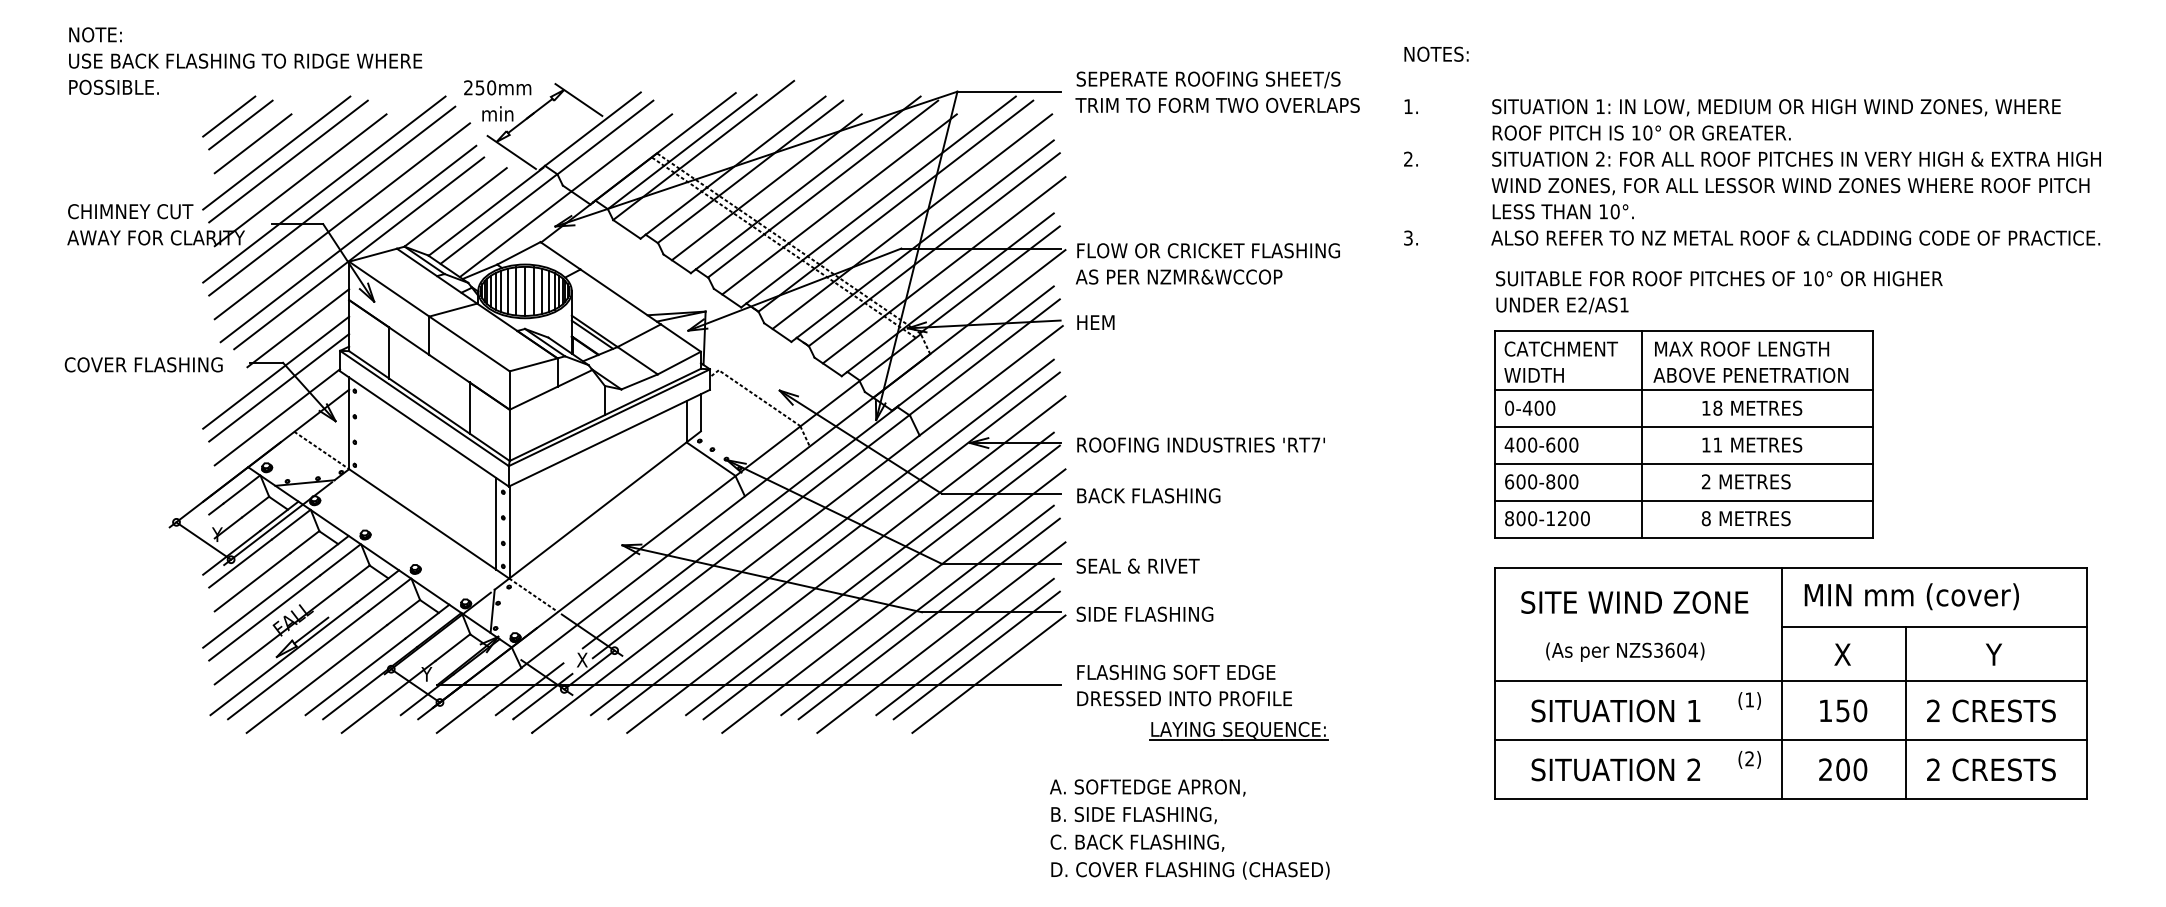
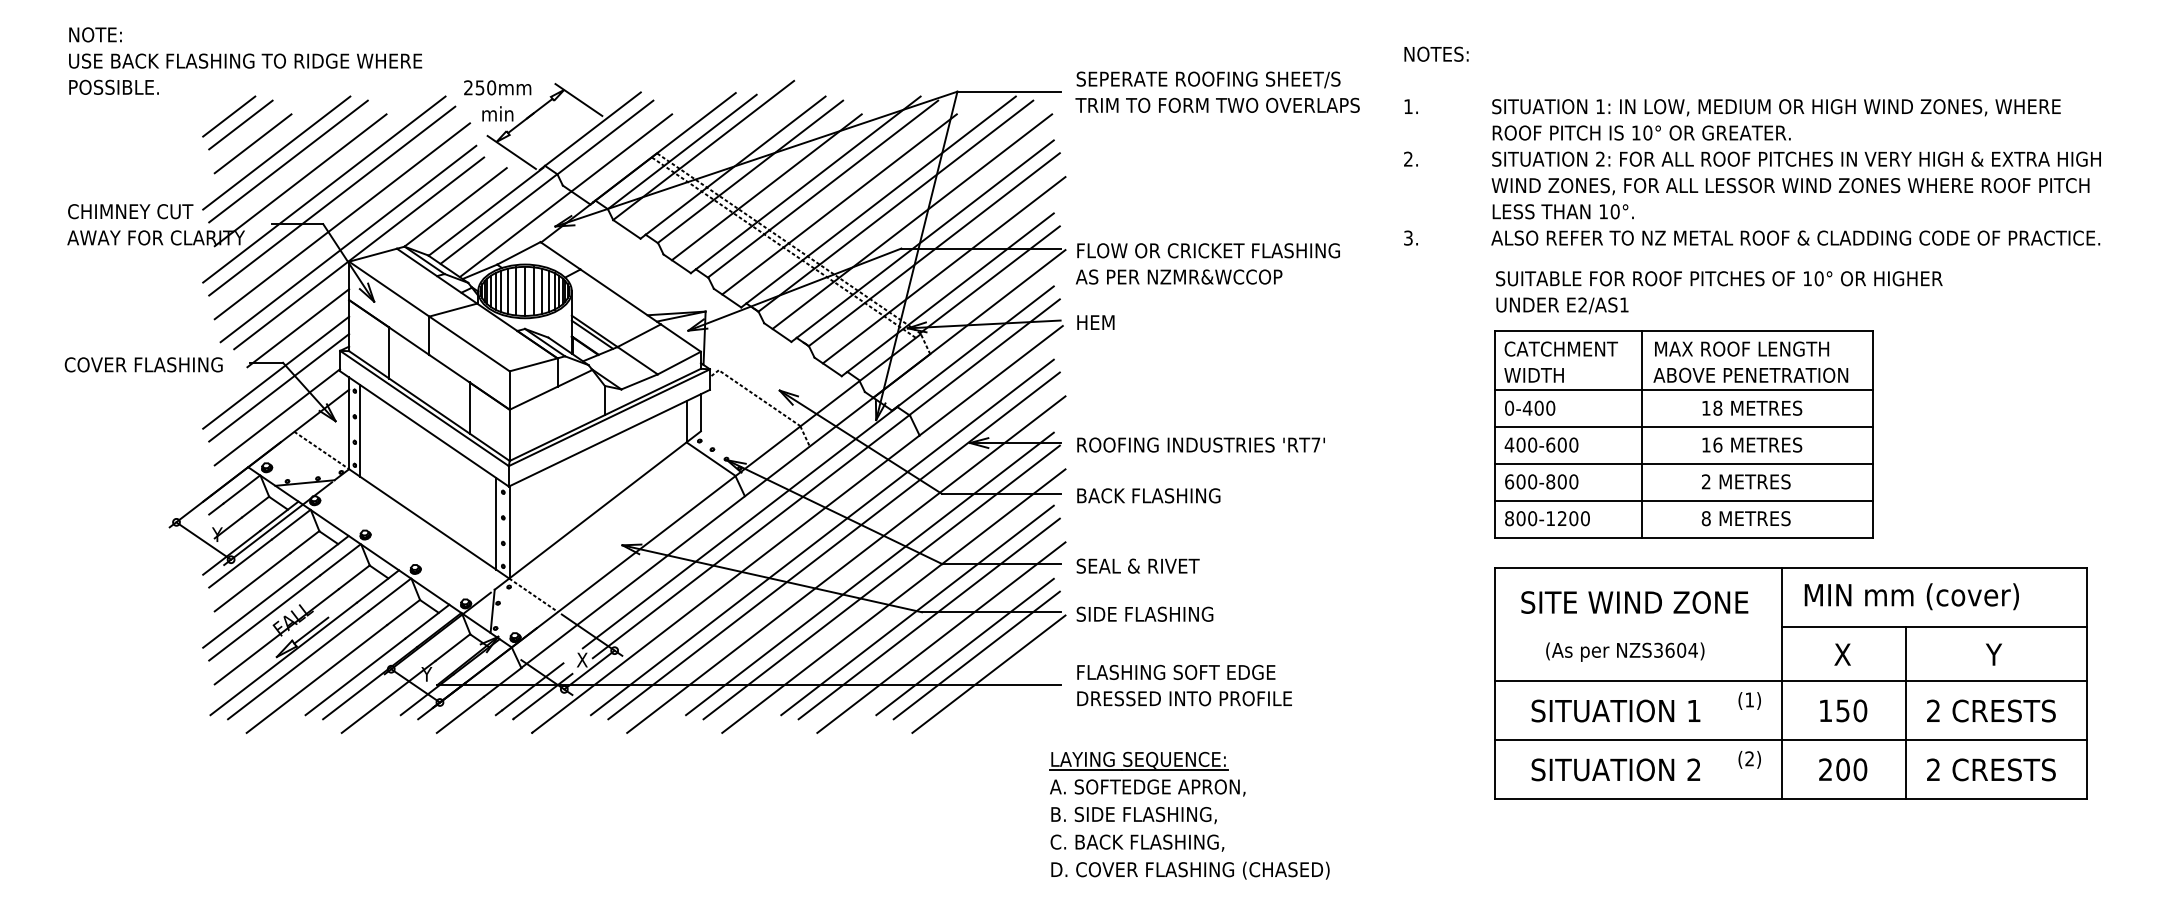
line: none -> present (360, 430)
text: 11 -> 16 (1717, 444)
part position: (1238, 730) -> (1138, 760) (1138, 760)
